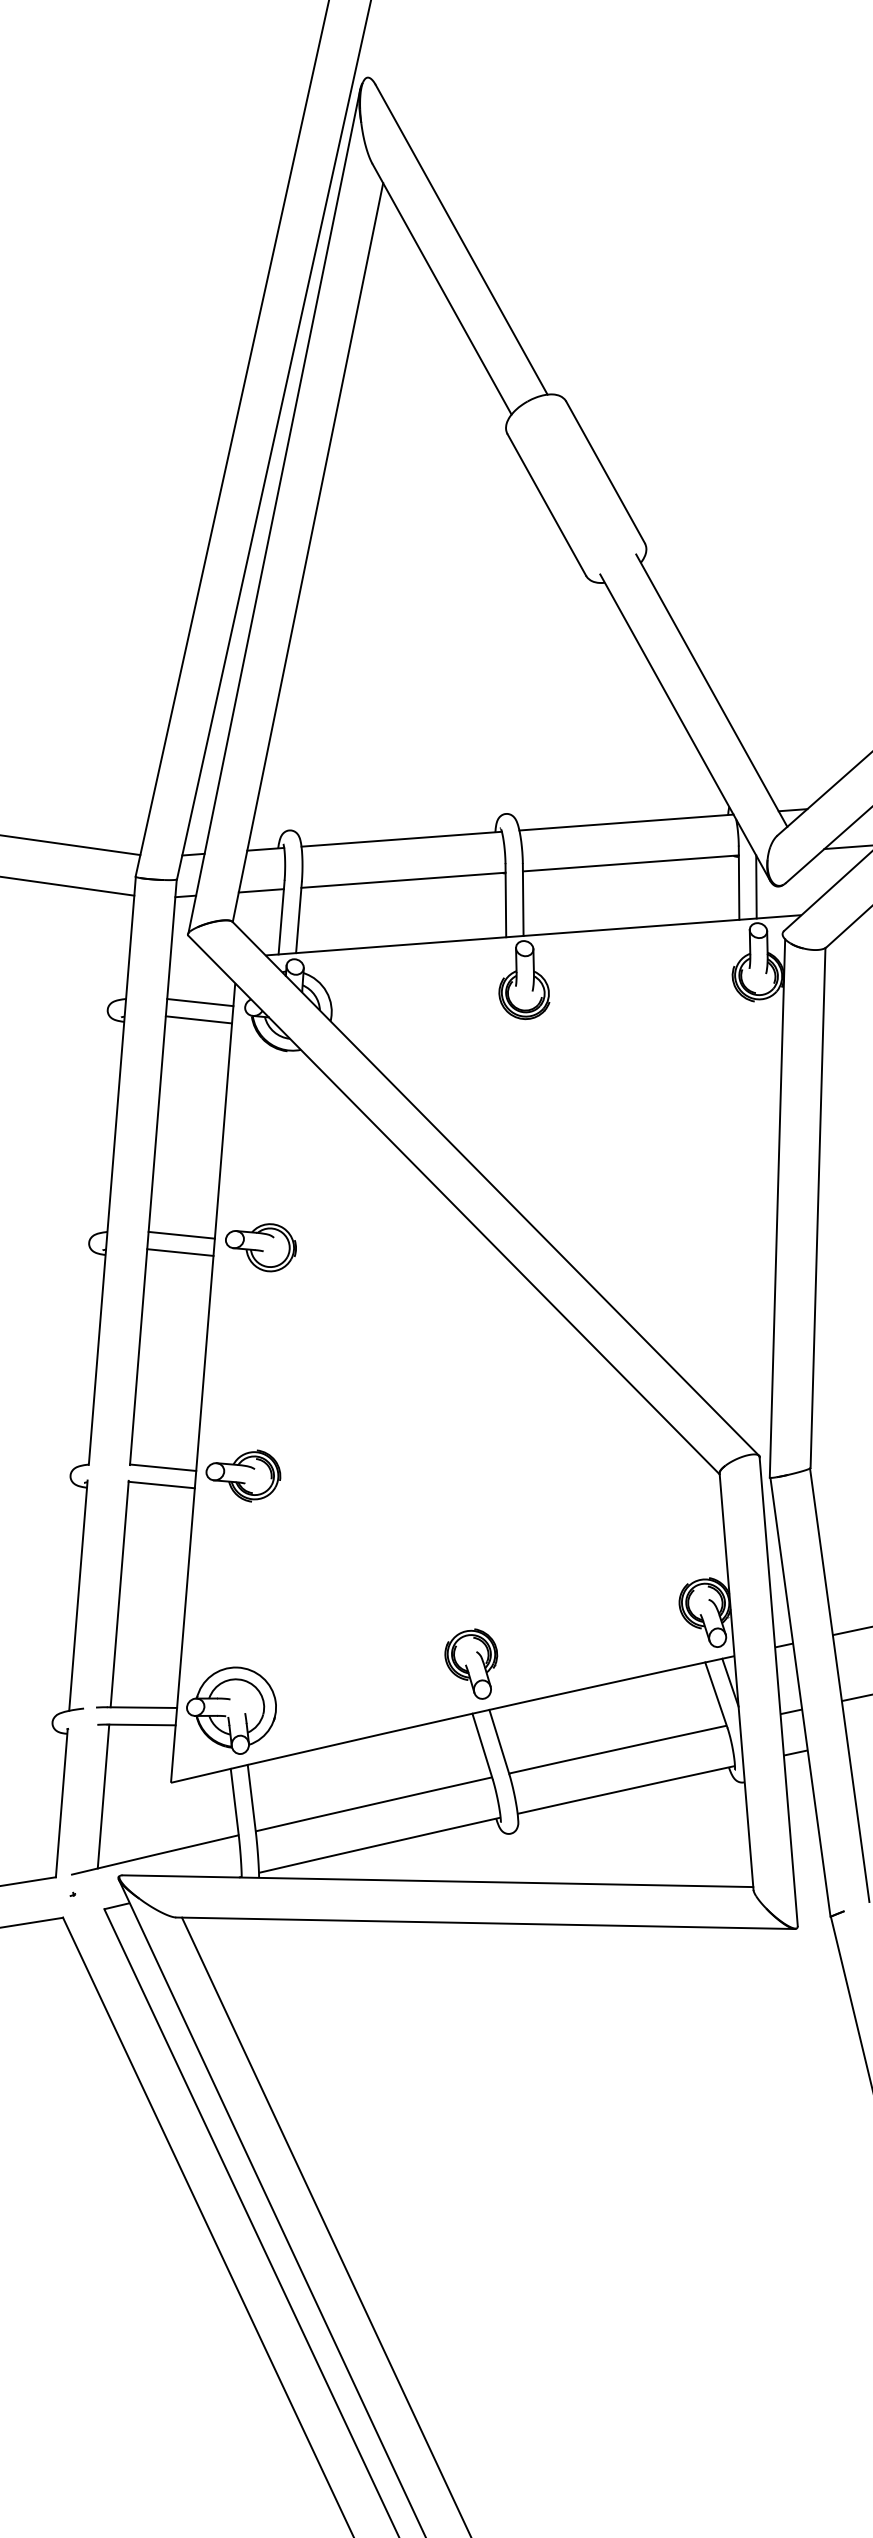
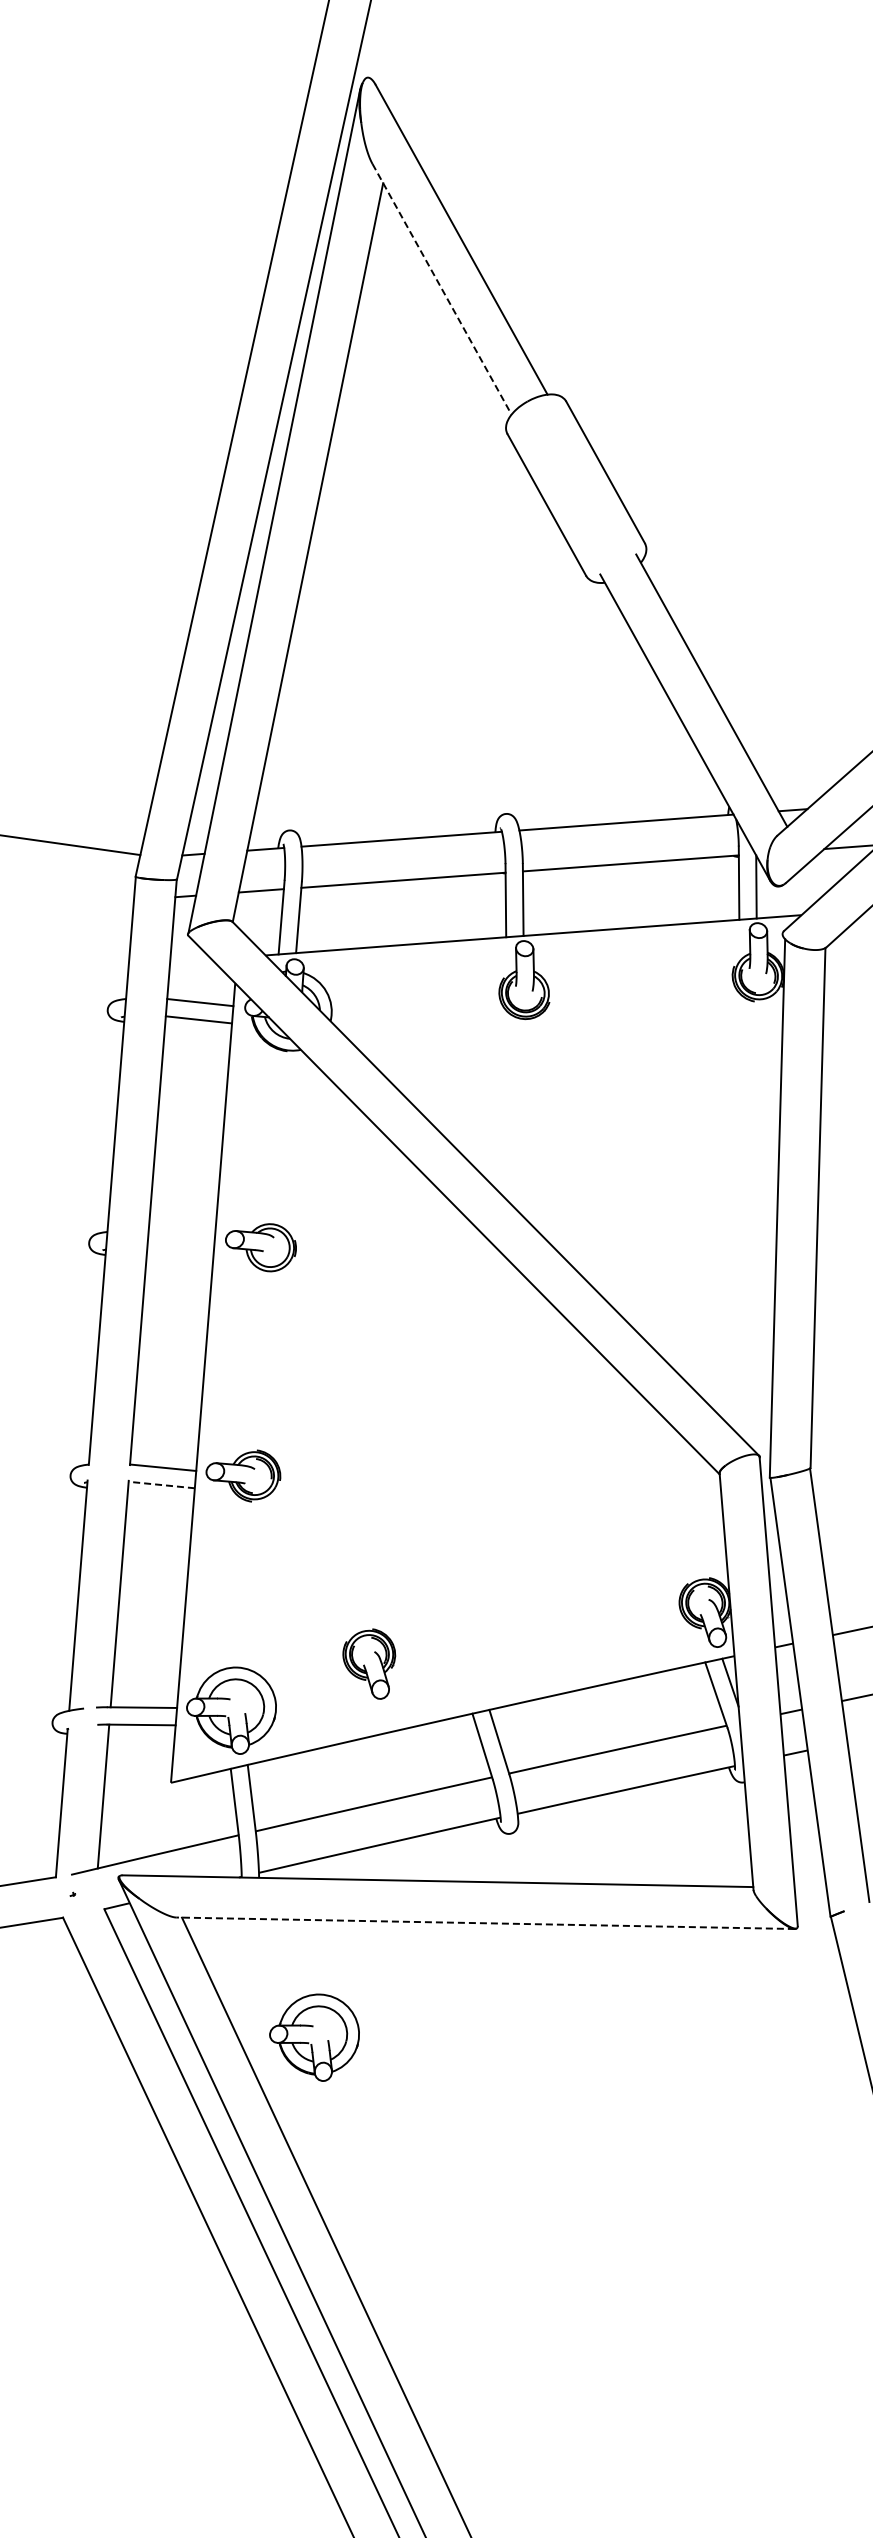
line: solid -> dashed (442, 289)
line: present -> none (68, 886)
line: present -> none (181, 1234)
line: present -> none (180, 1252)
line: solid -> dashed (161, 1484)
part position: (471, 1663) -> (369, 1663) (369, 1663)
line: solid -> dashed (485, 1923)
part: none -> present (314, 2037)
